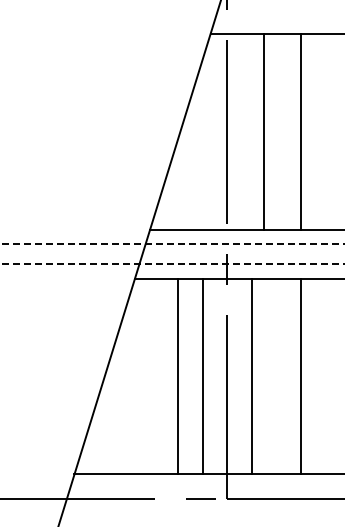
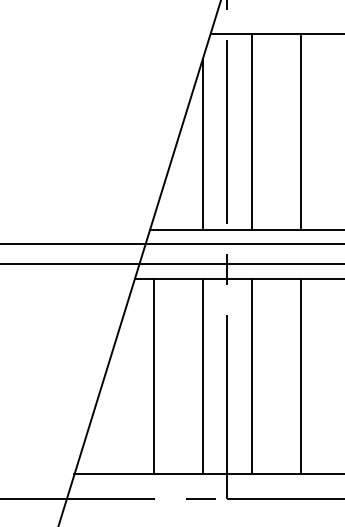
line position: (263, 131) -> (251, 131) (251, 131)
line: none -> present (202, 144)
line: dashed -> solid (172, 244)
line: dashed -> solid (172, 264)
line position: (177, 376) -> (153, 376) (153, 376)
